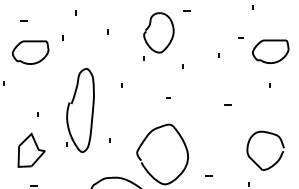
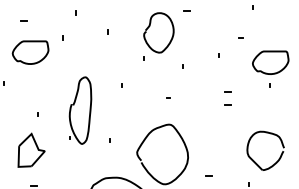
part position: (270, 51) -> (270, 62) (270, 62)
line: none -> present (227, 91)
part size: 29x86 px -> 25x69 px (80, 110)
